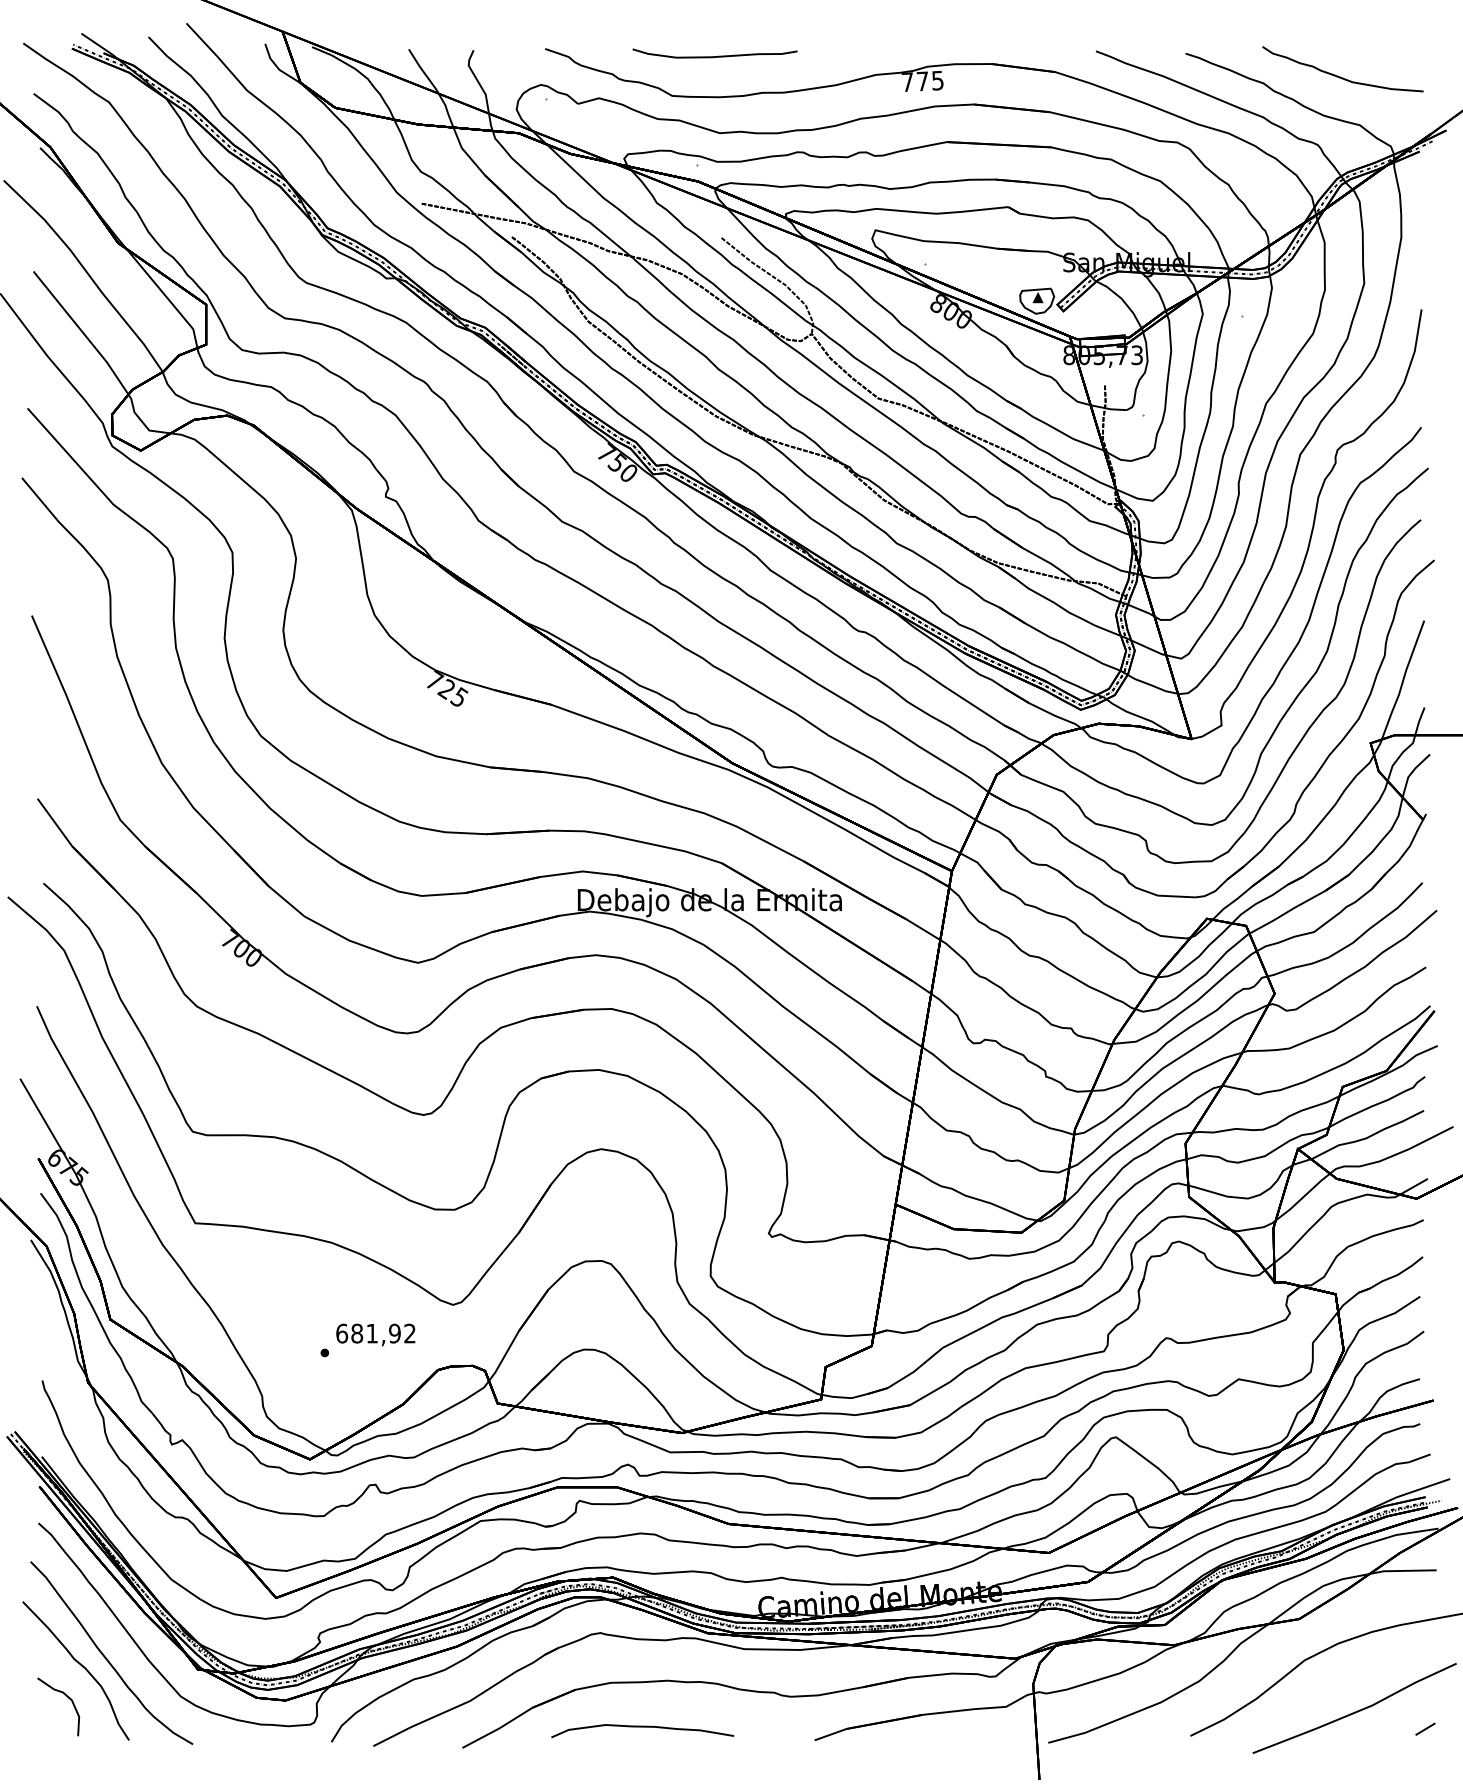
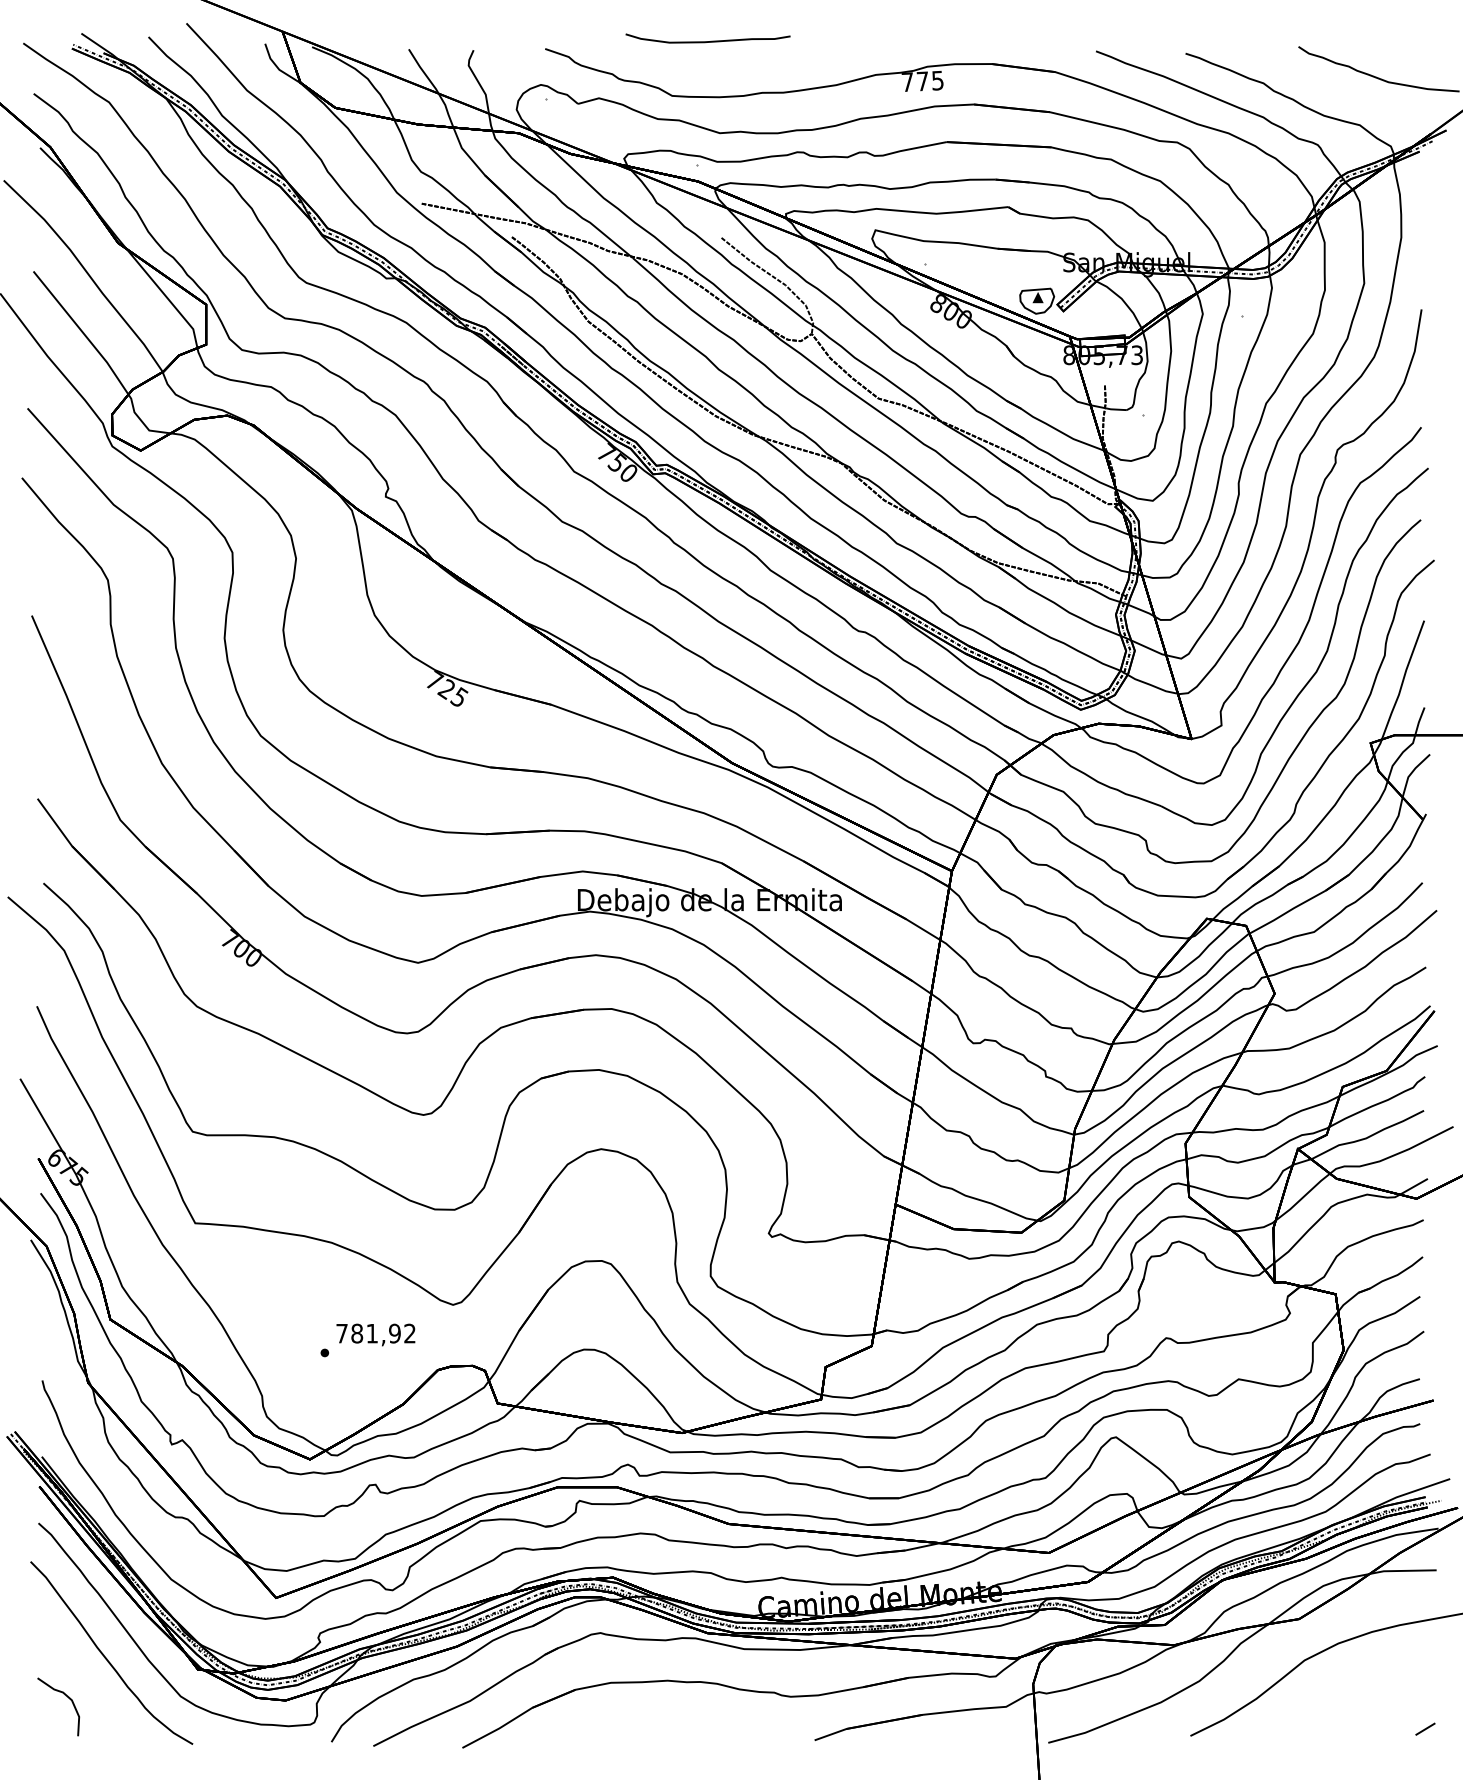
curve position: (714, 56) -> (707, 41) (707, 41)
curve position: (1340, 76) -> (1376, 76) (1376, 76)
text: 681,92 -> 781,92 (342, 1333)
curve: present -> none (80, 1665)
line: present -> none (1354, 1711)
curve: present -> none (642, 1727)
